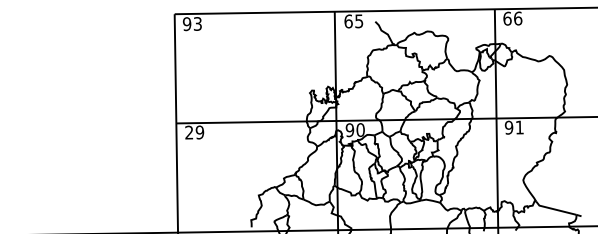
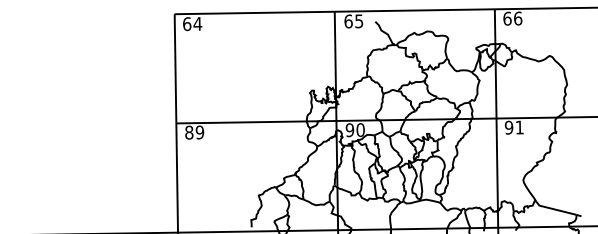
text: 93 -> 64 (192, 24)
text: 29 -> 89 (189, 132)
